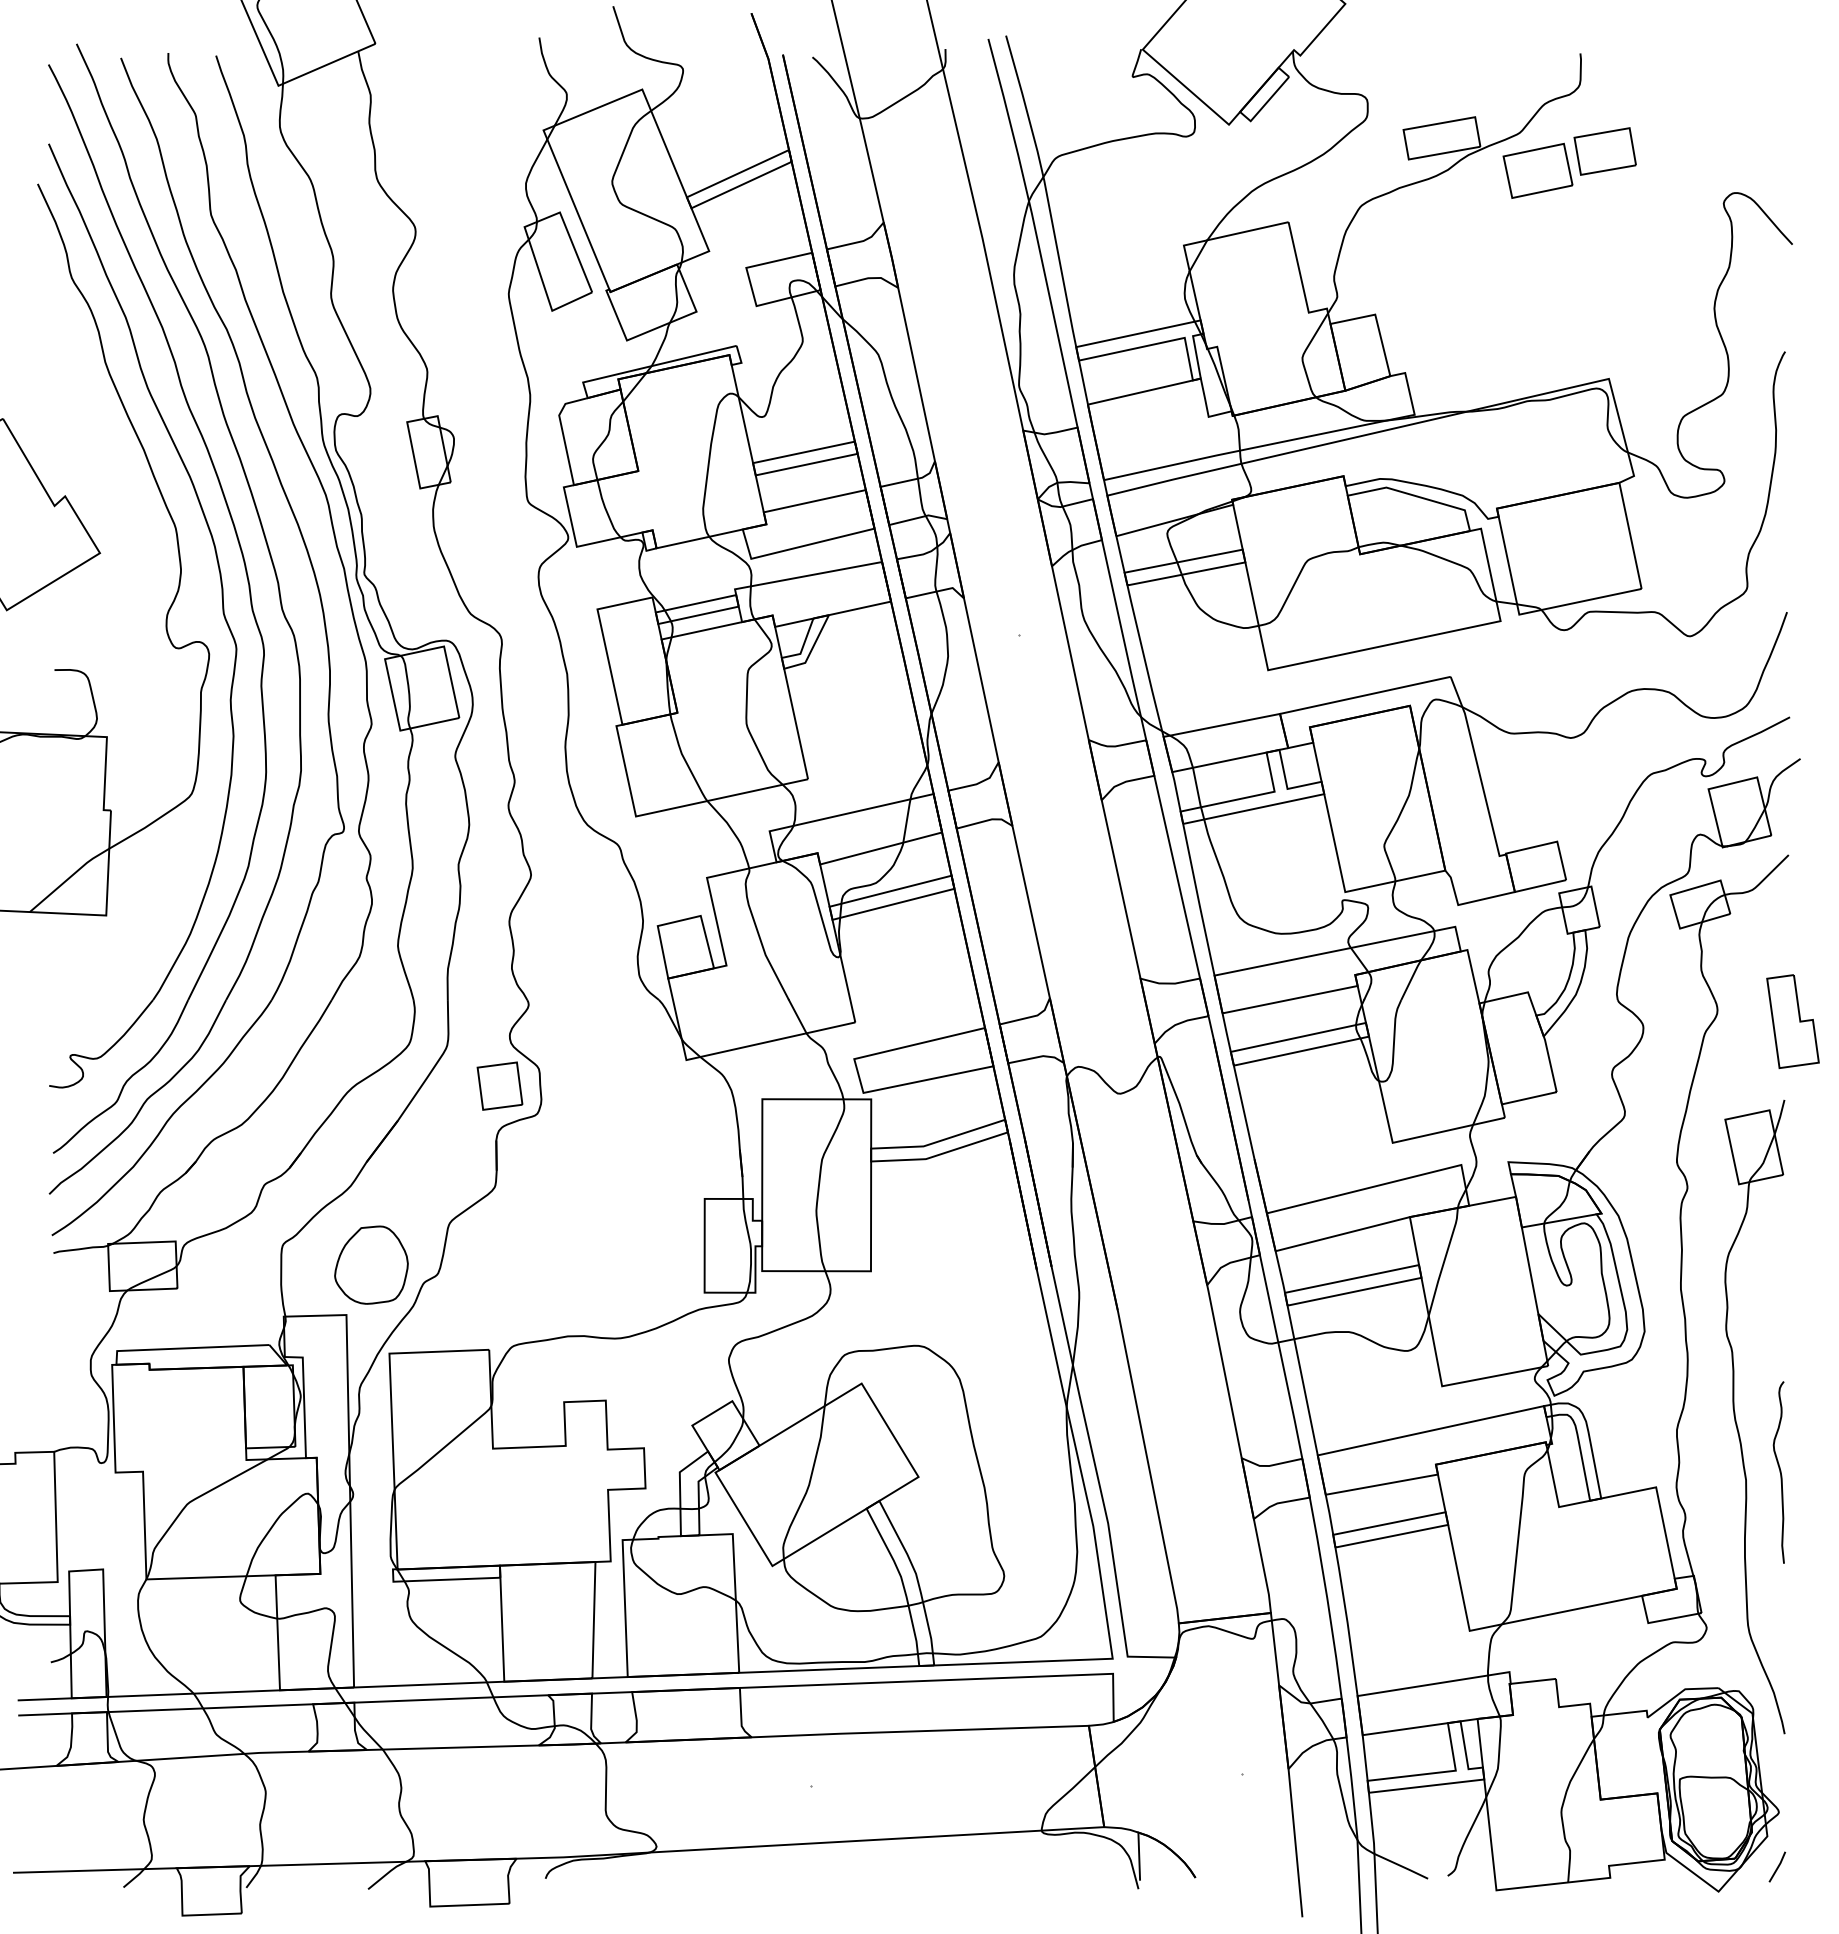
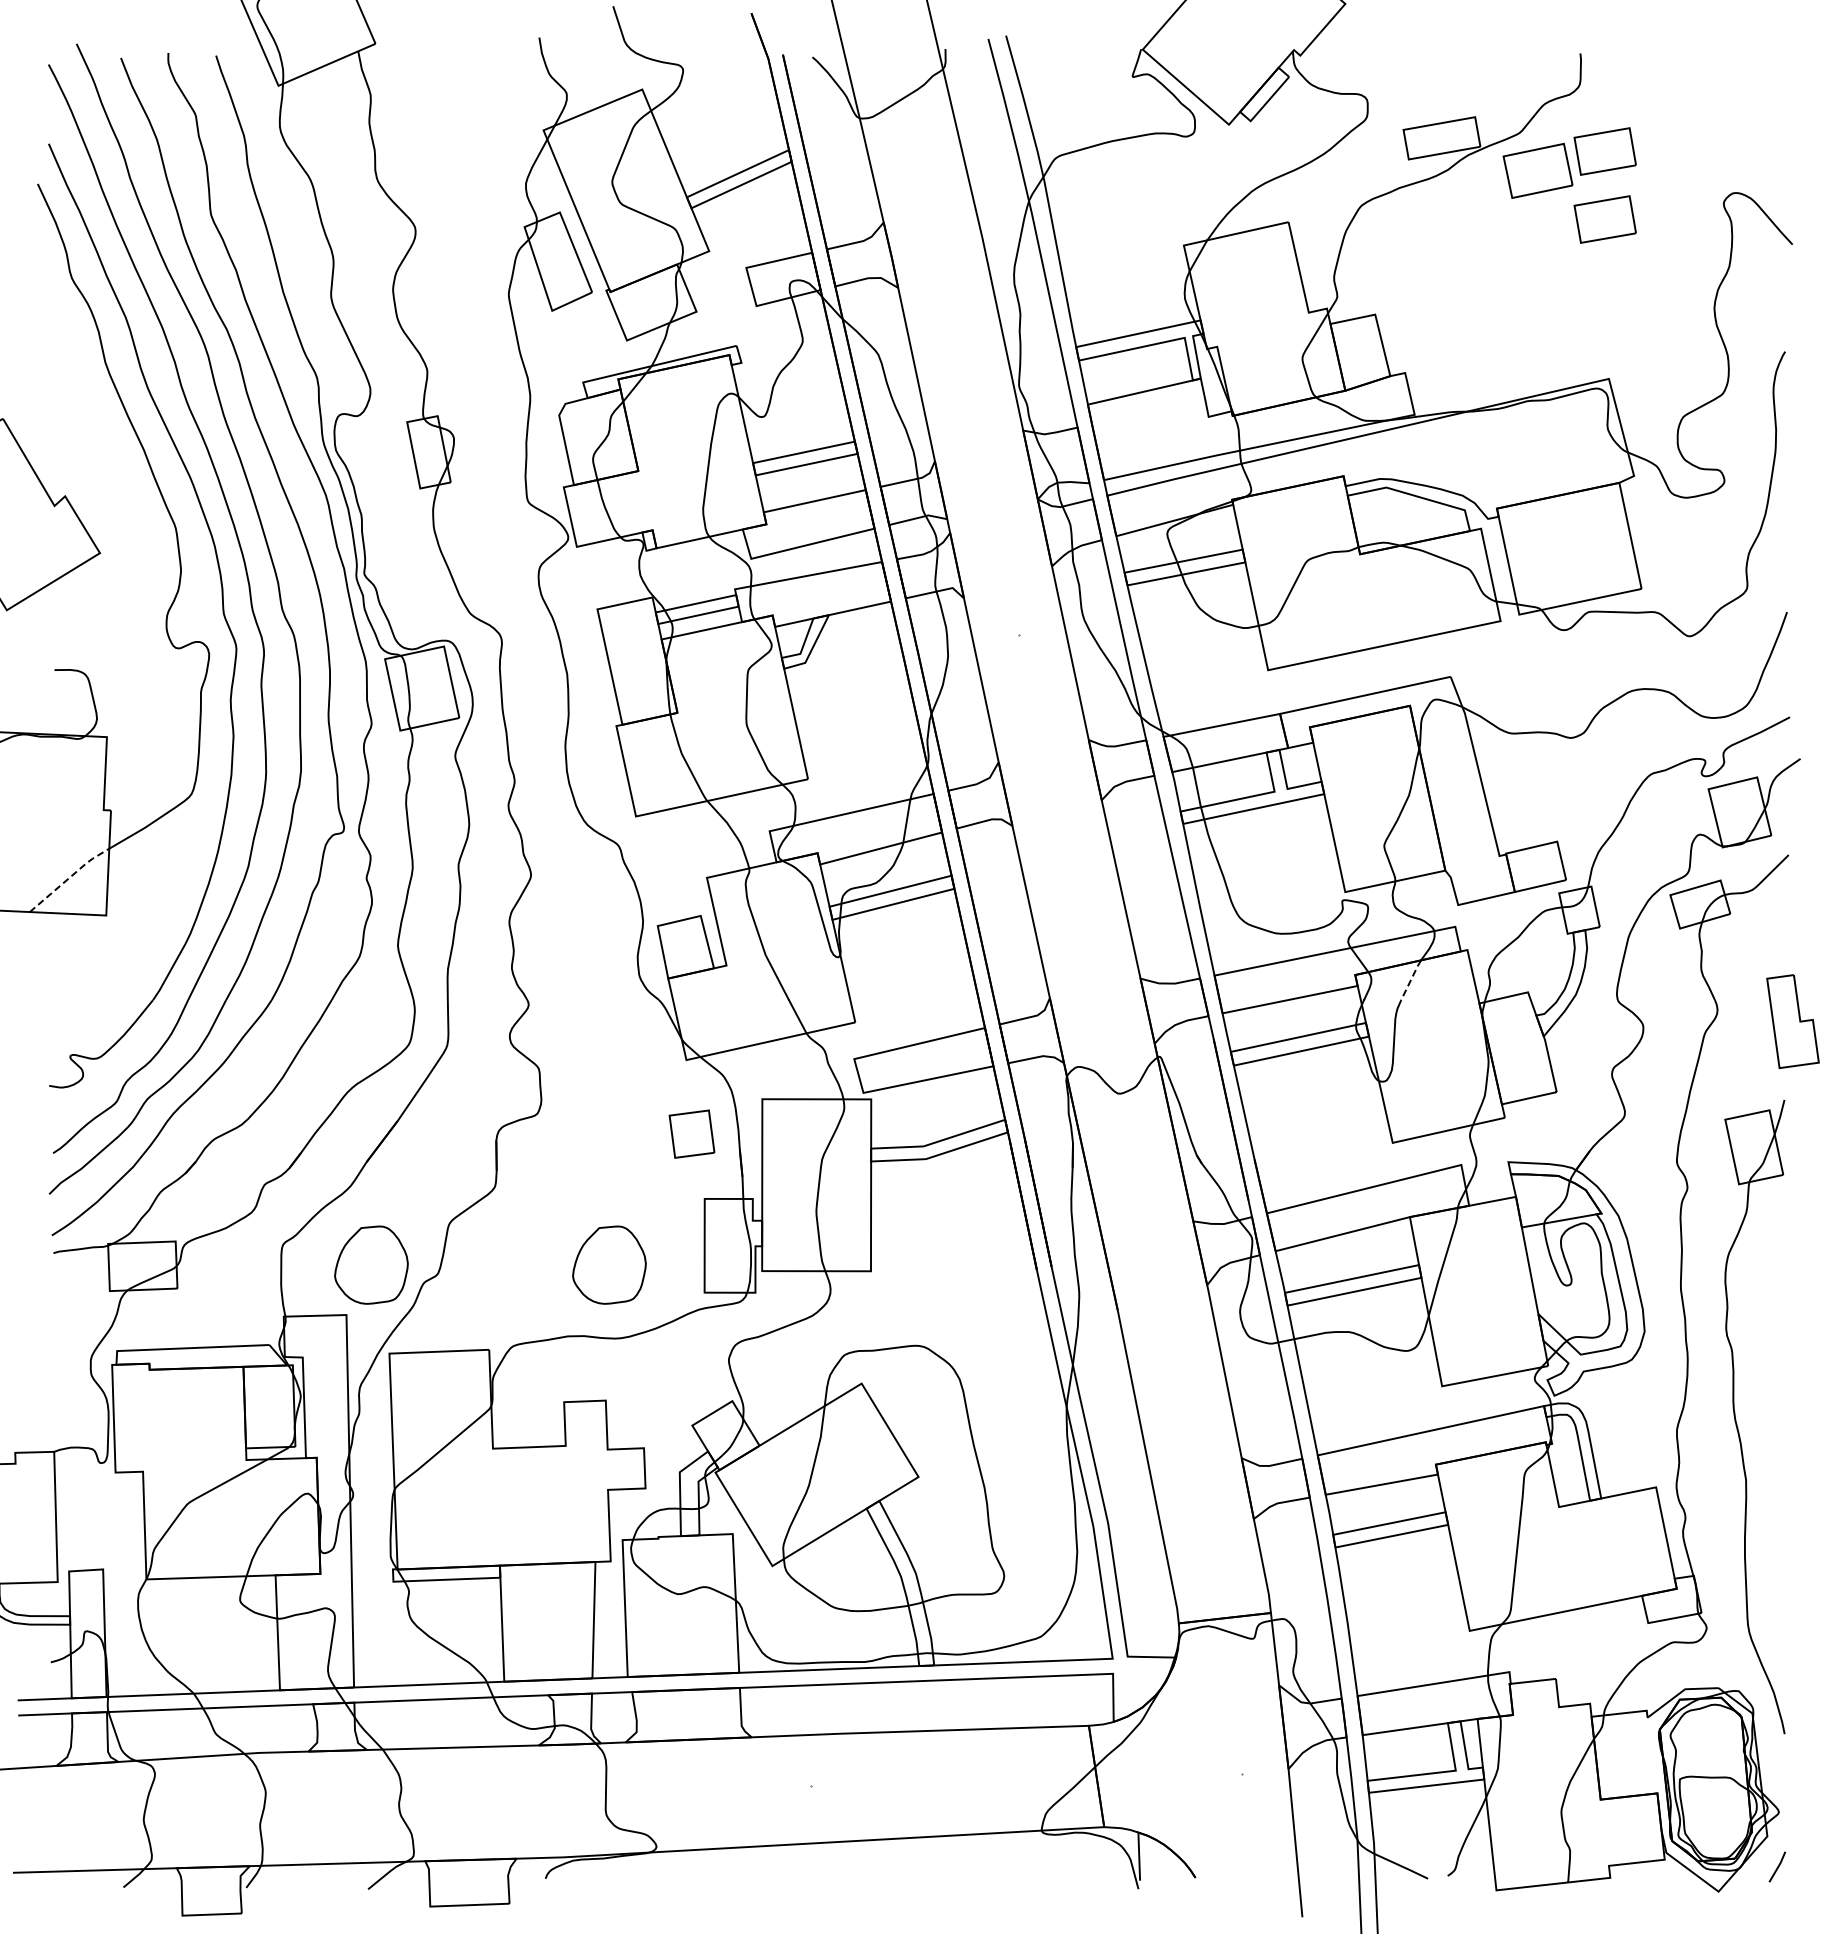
part: none -> present (1604, 219)
line: solid -> dashed (69, 877)
line: solid -> dashed (1411, 979)
part position: (499, 1085) -> (691, 1133) (691, 1133)
part: none -> present (609, 1264)
curve: present -> none (1779, 1472)
